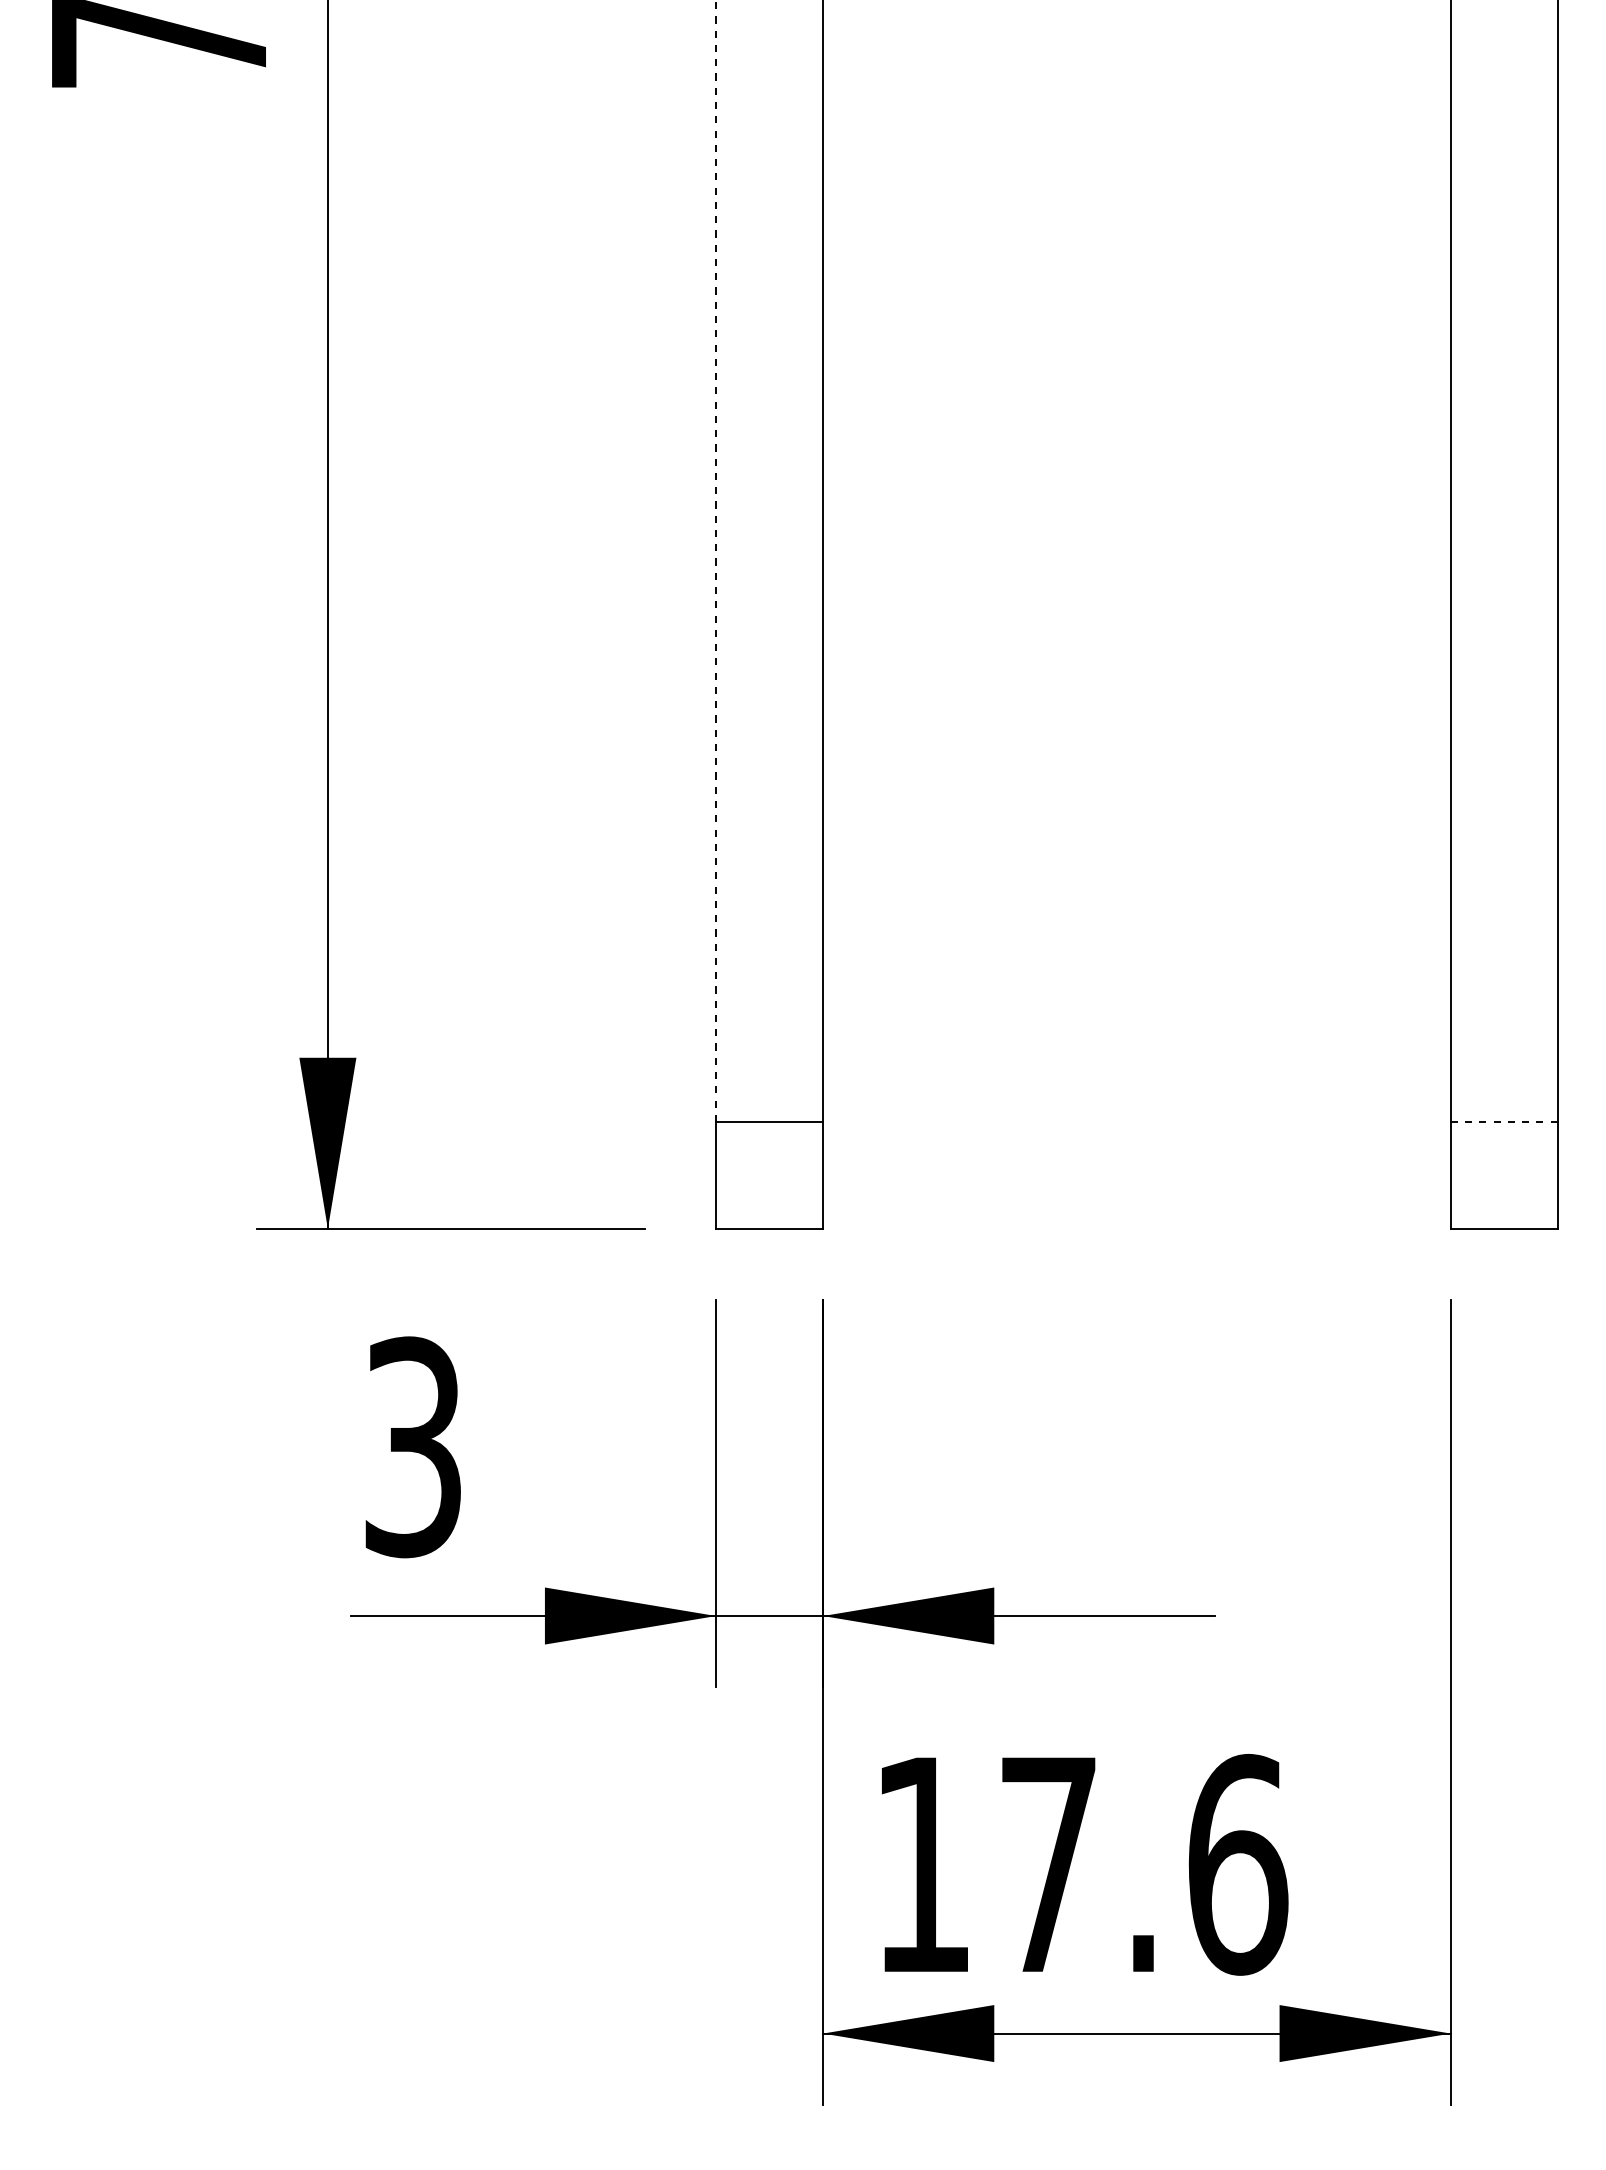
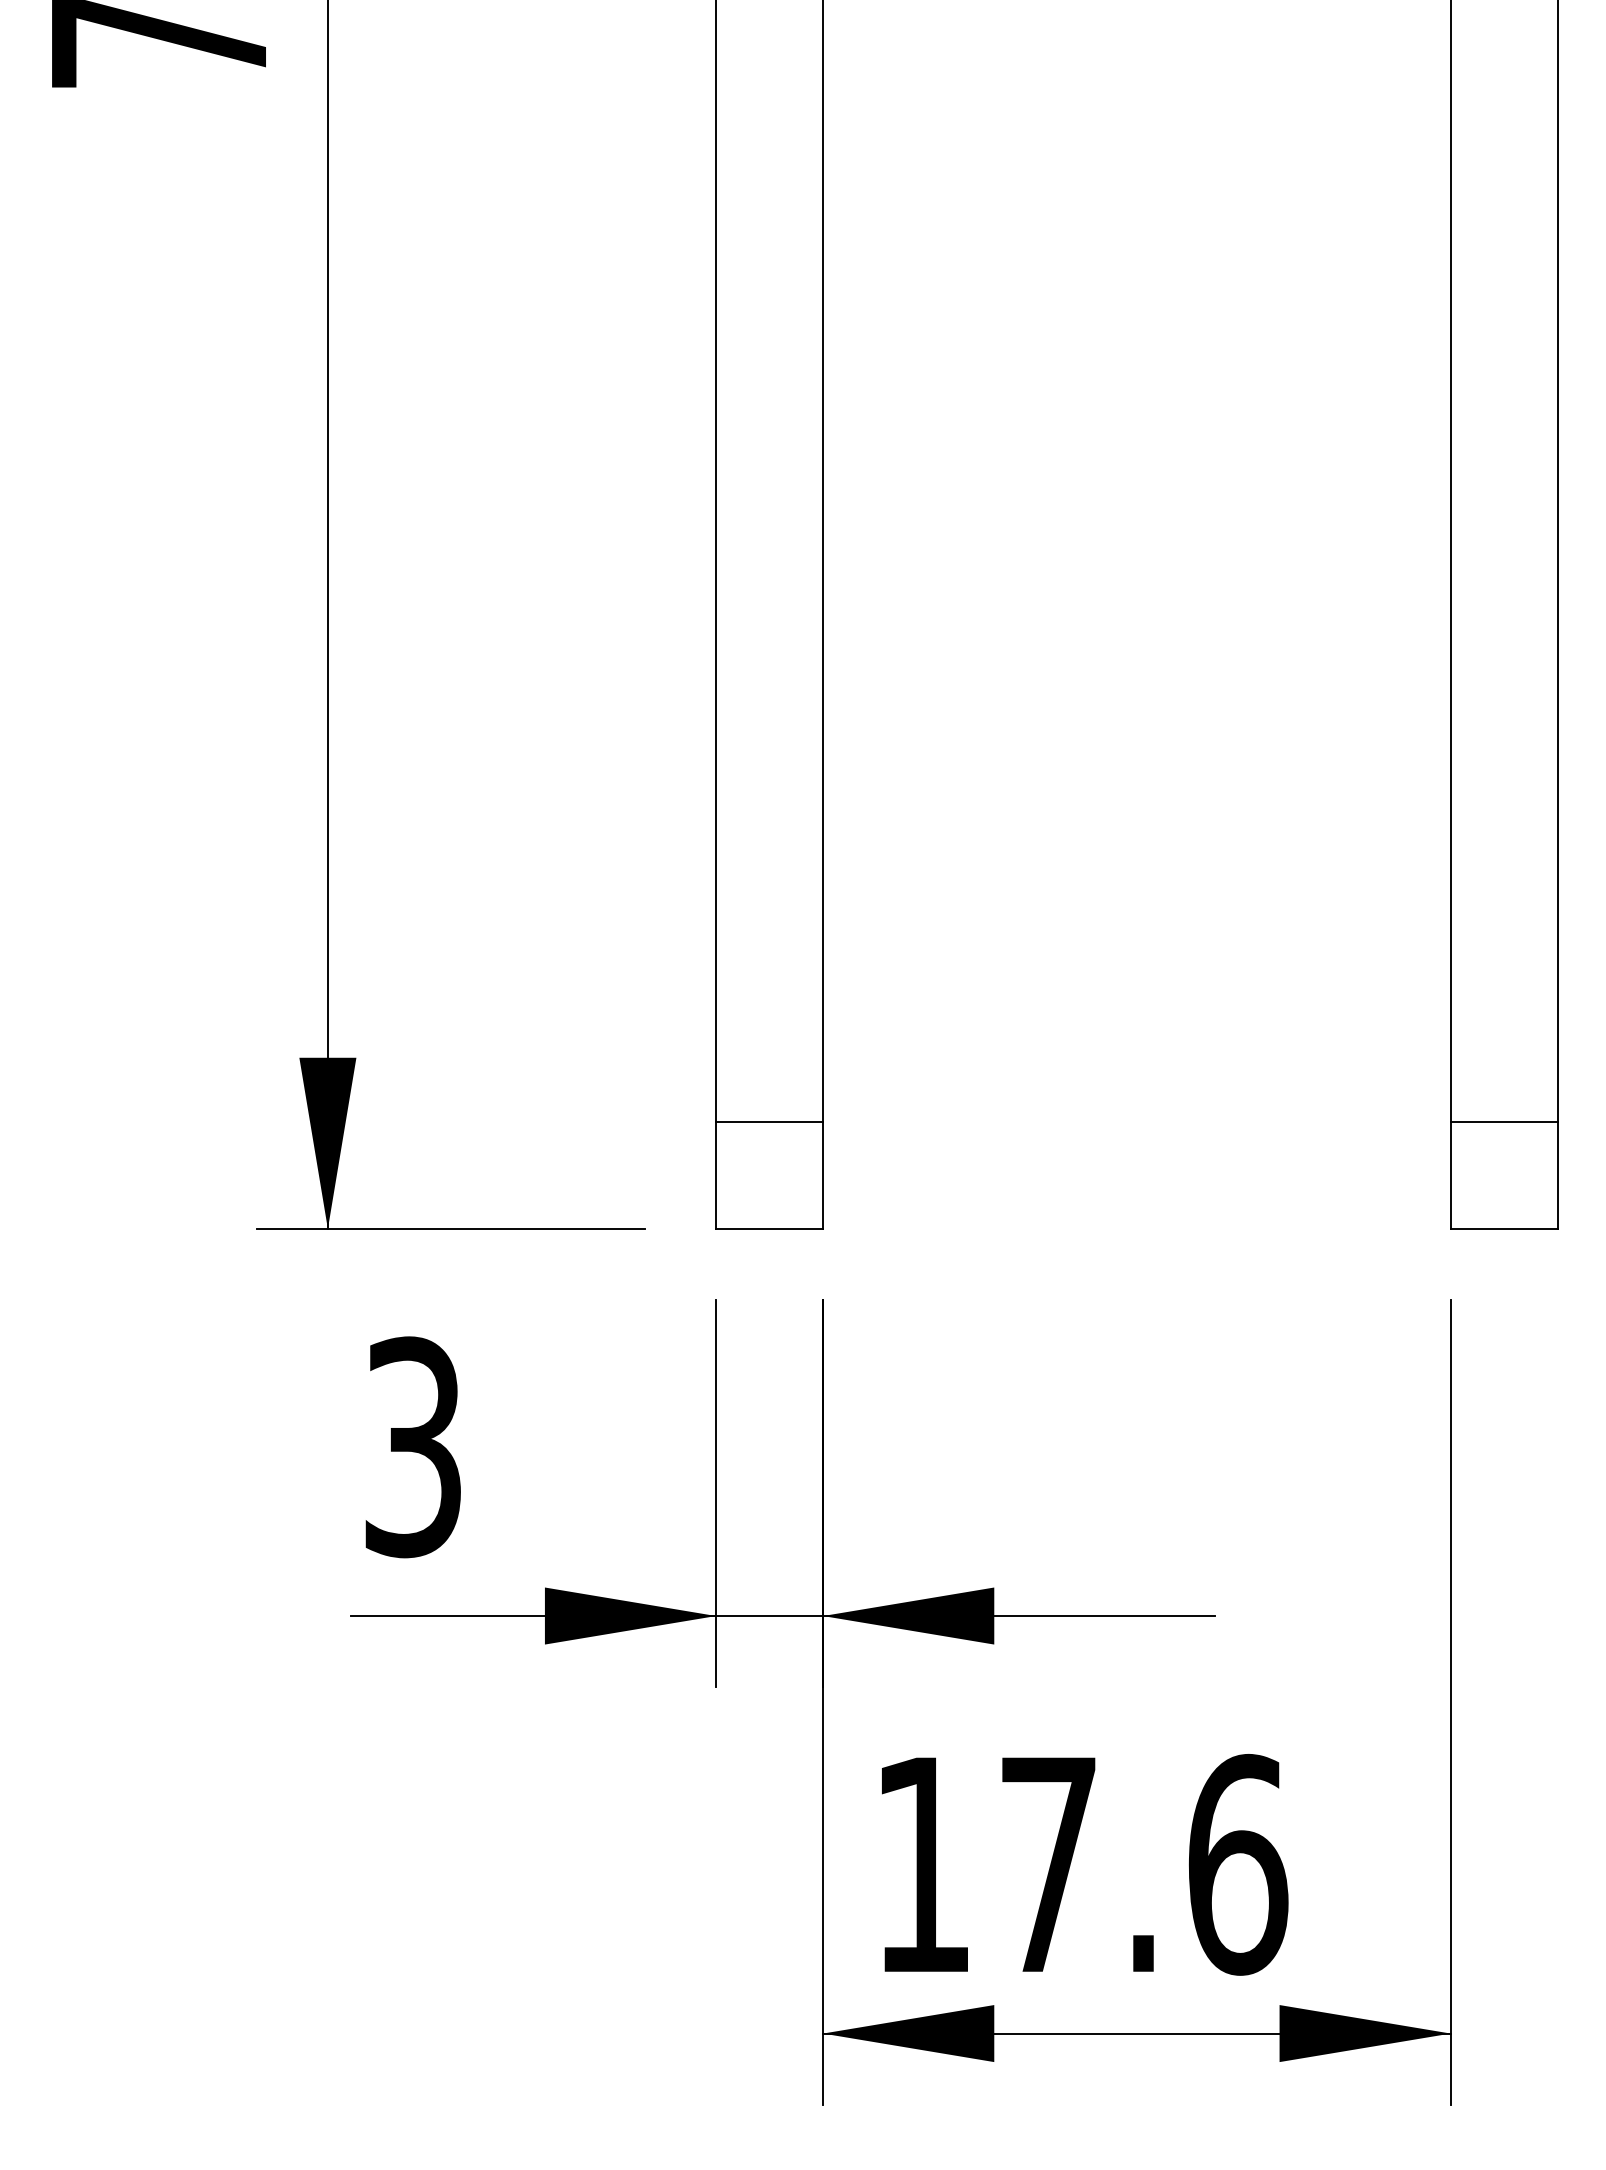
line: dashed -> solid (716, 561)
line: dashed -> solid (1504, 1121)
